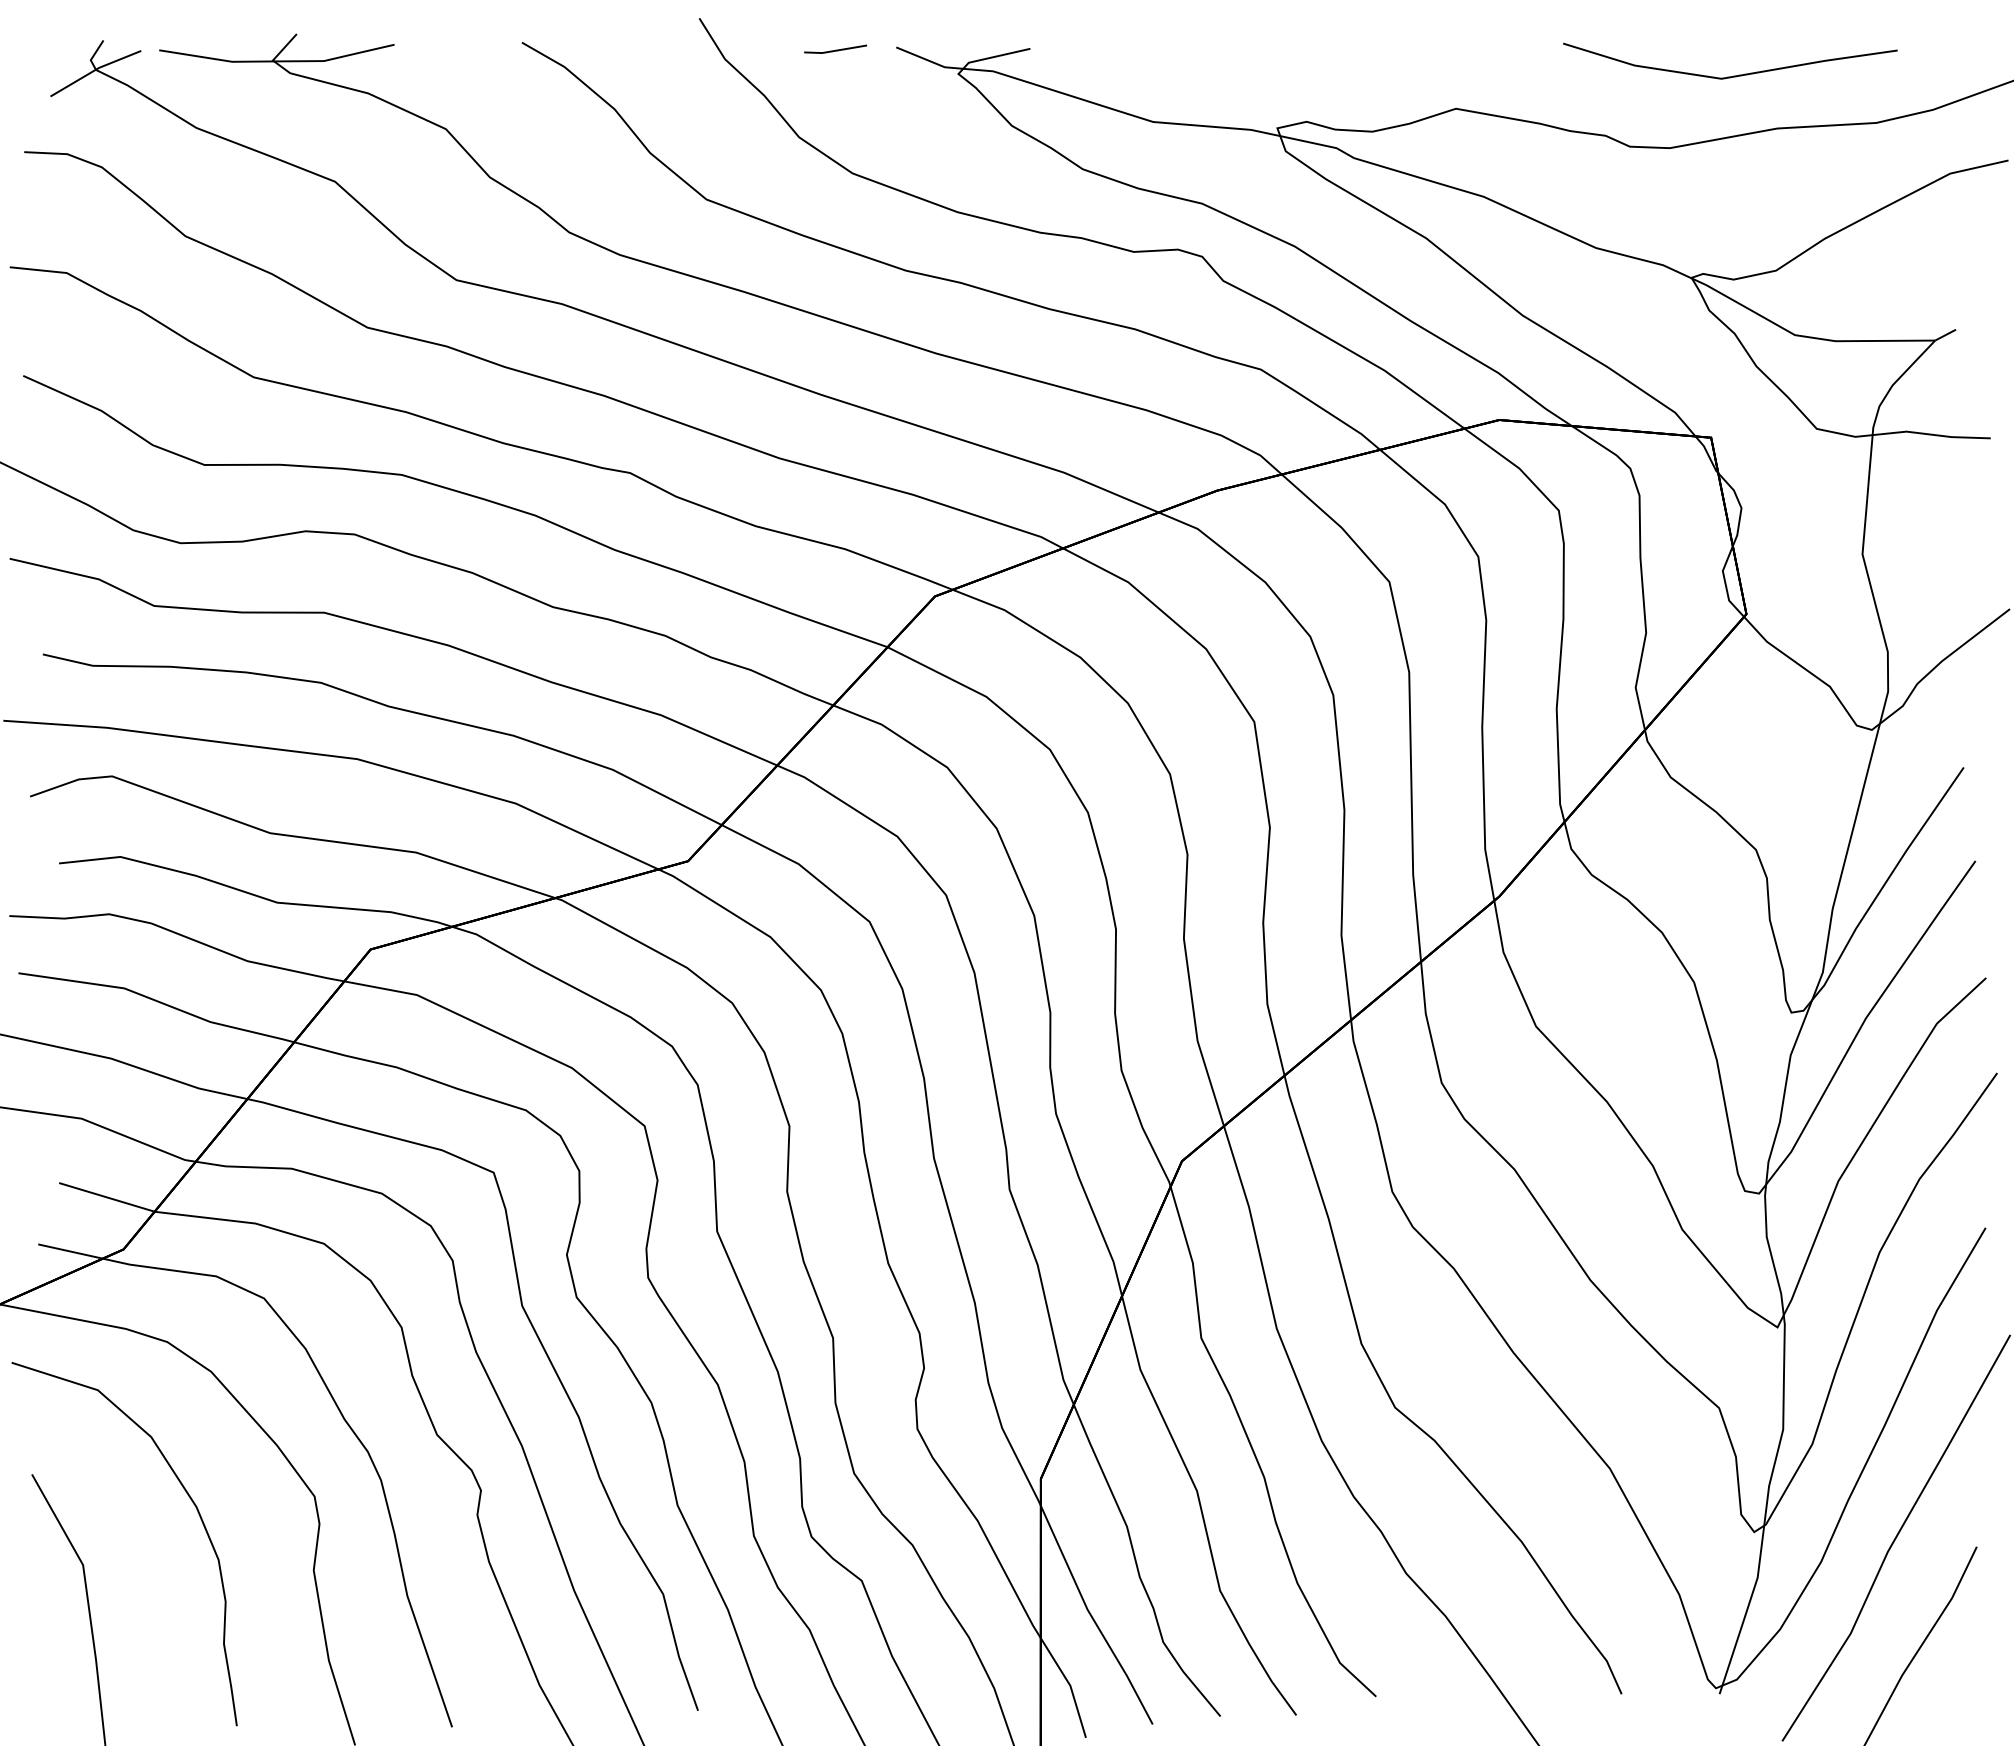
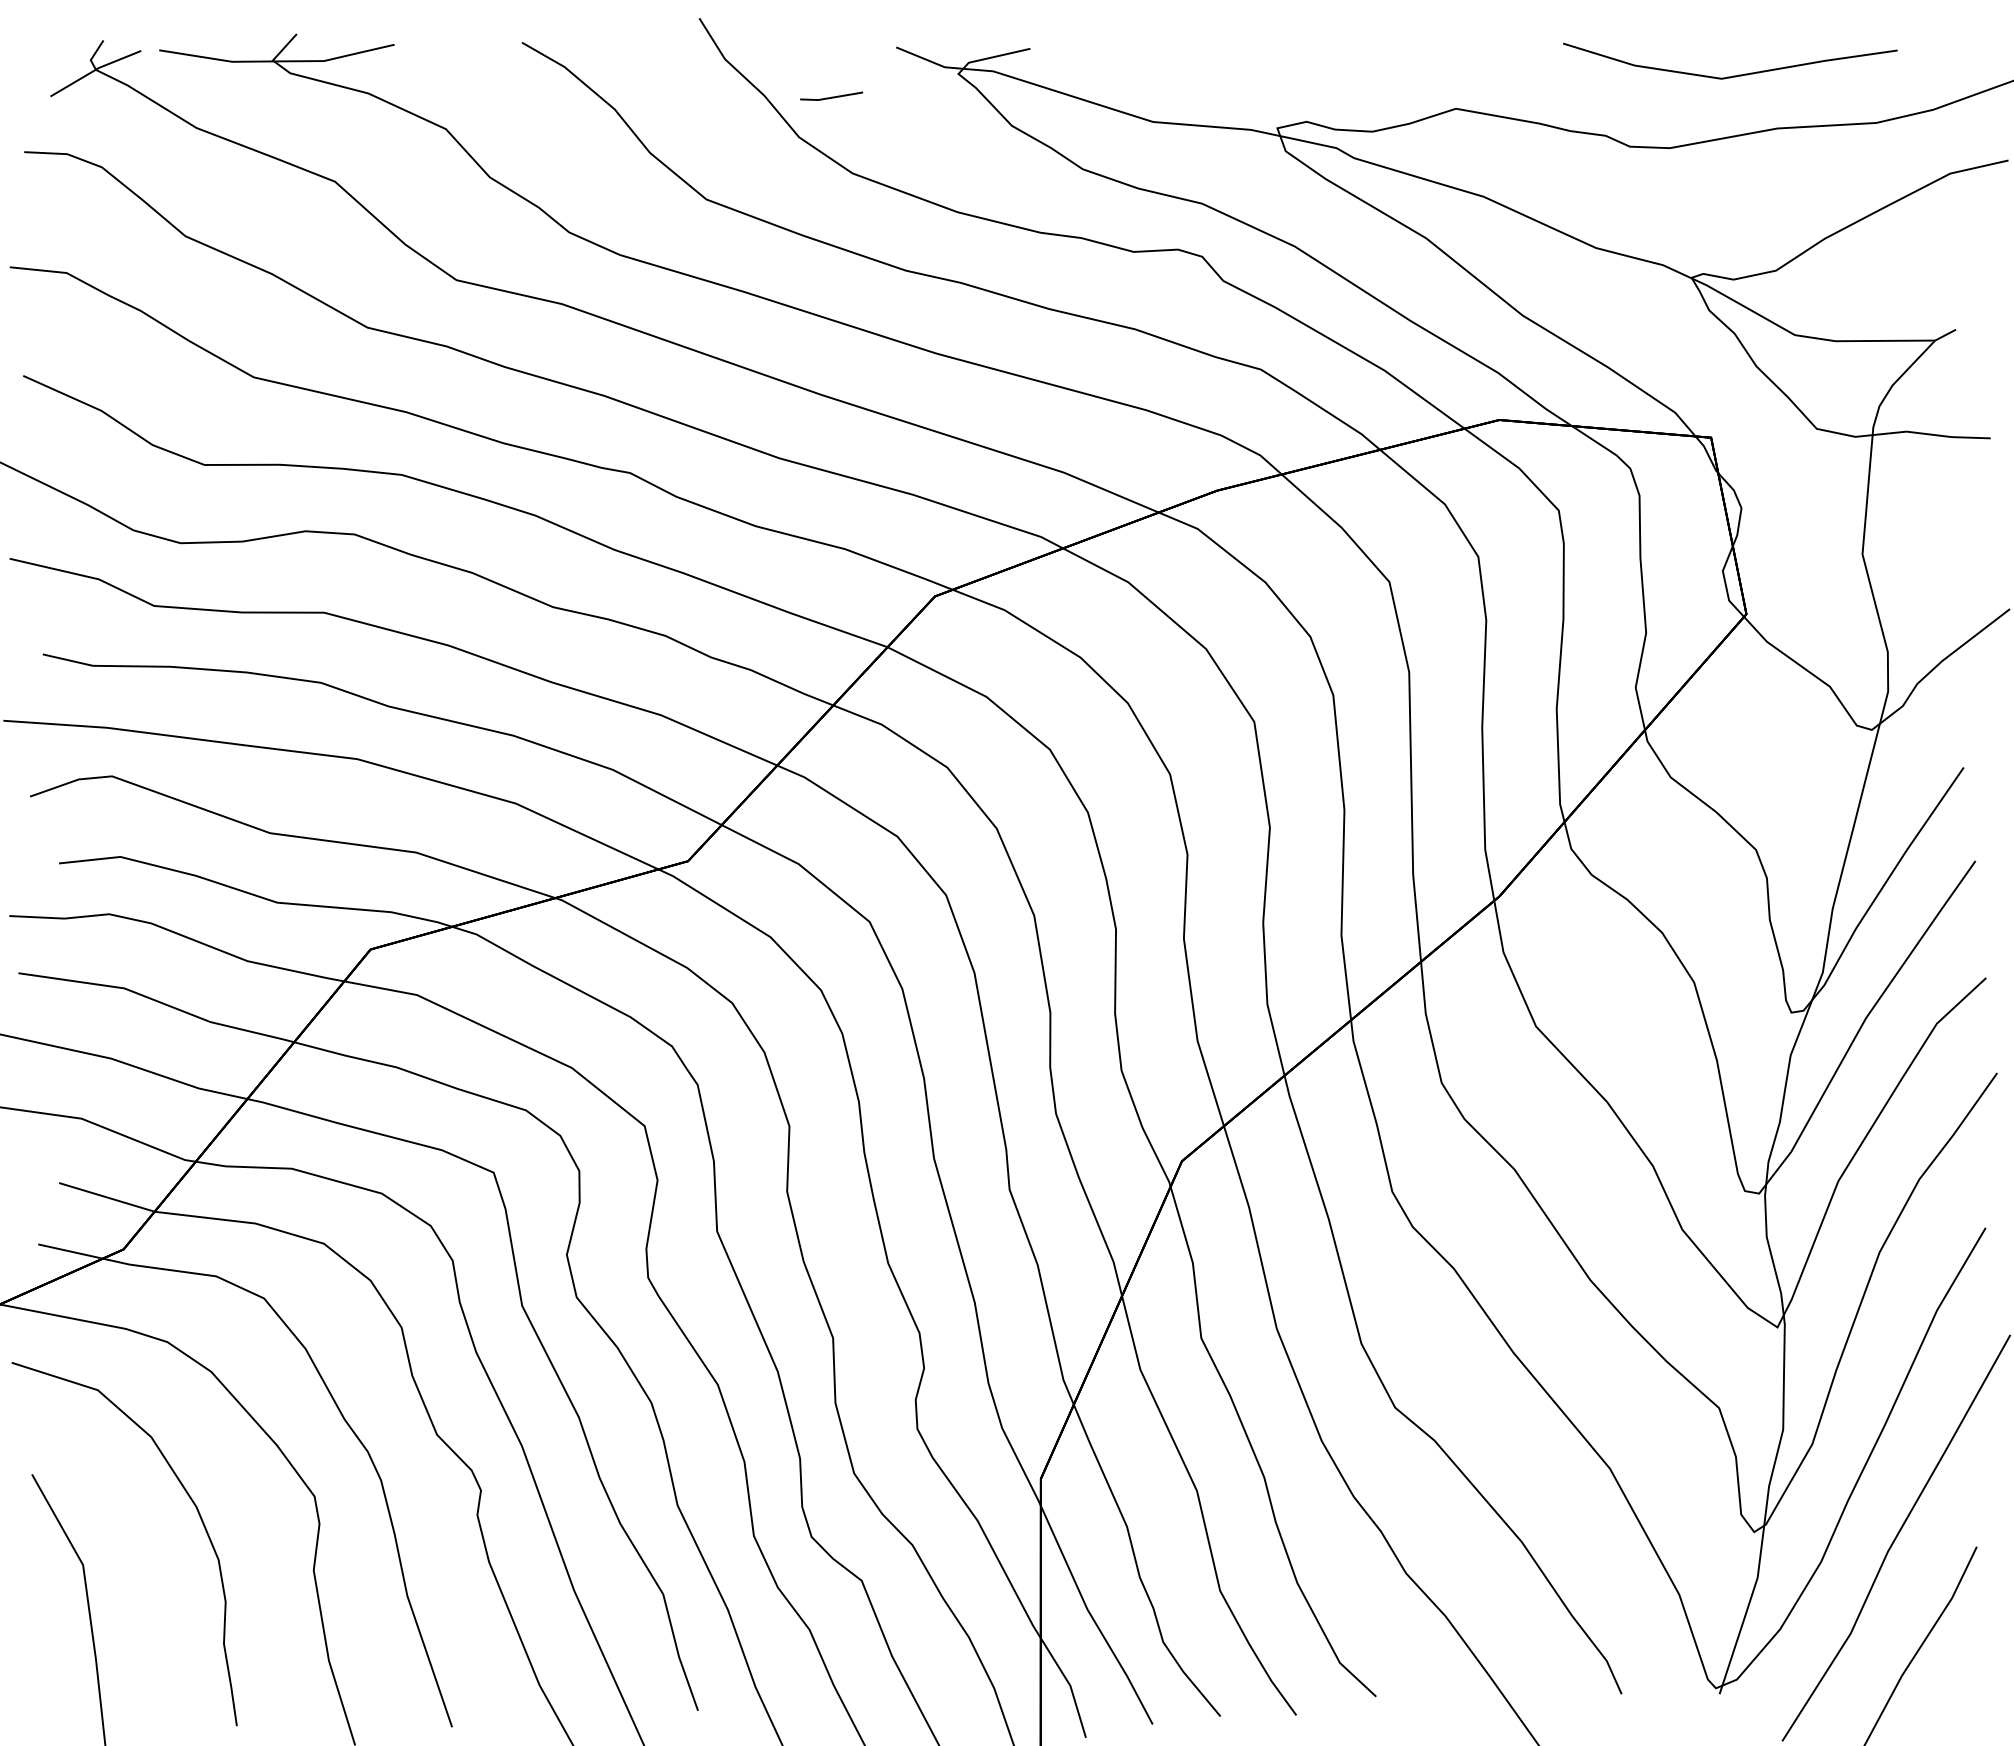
line position: (835, 49) -> (831, 96) (831, 96)
